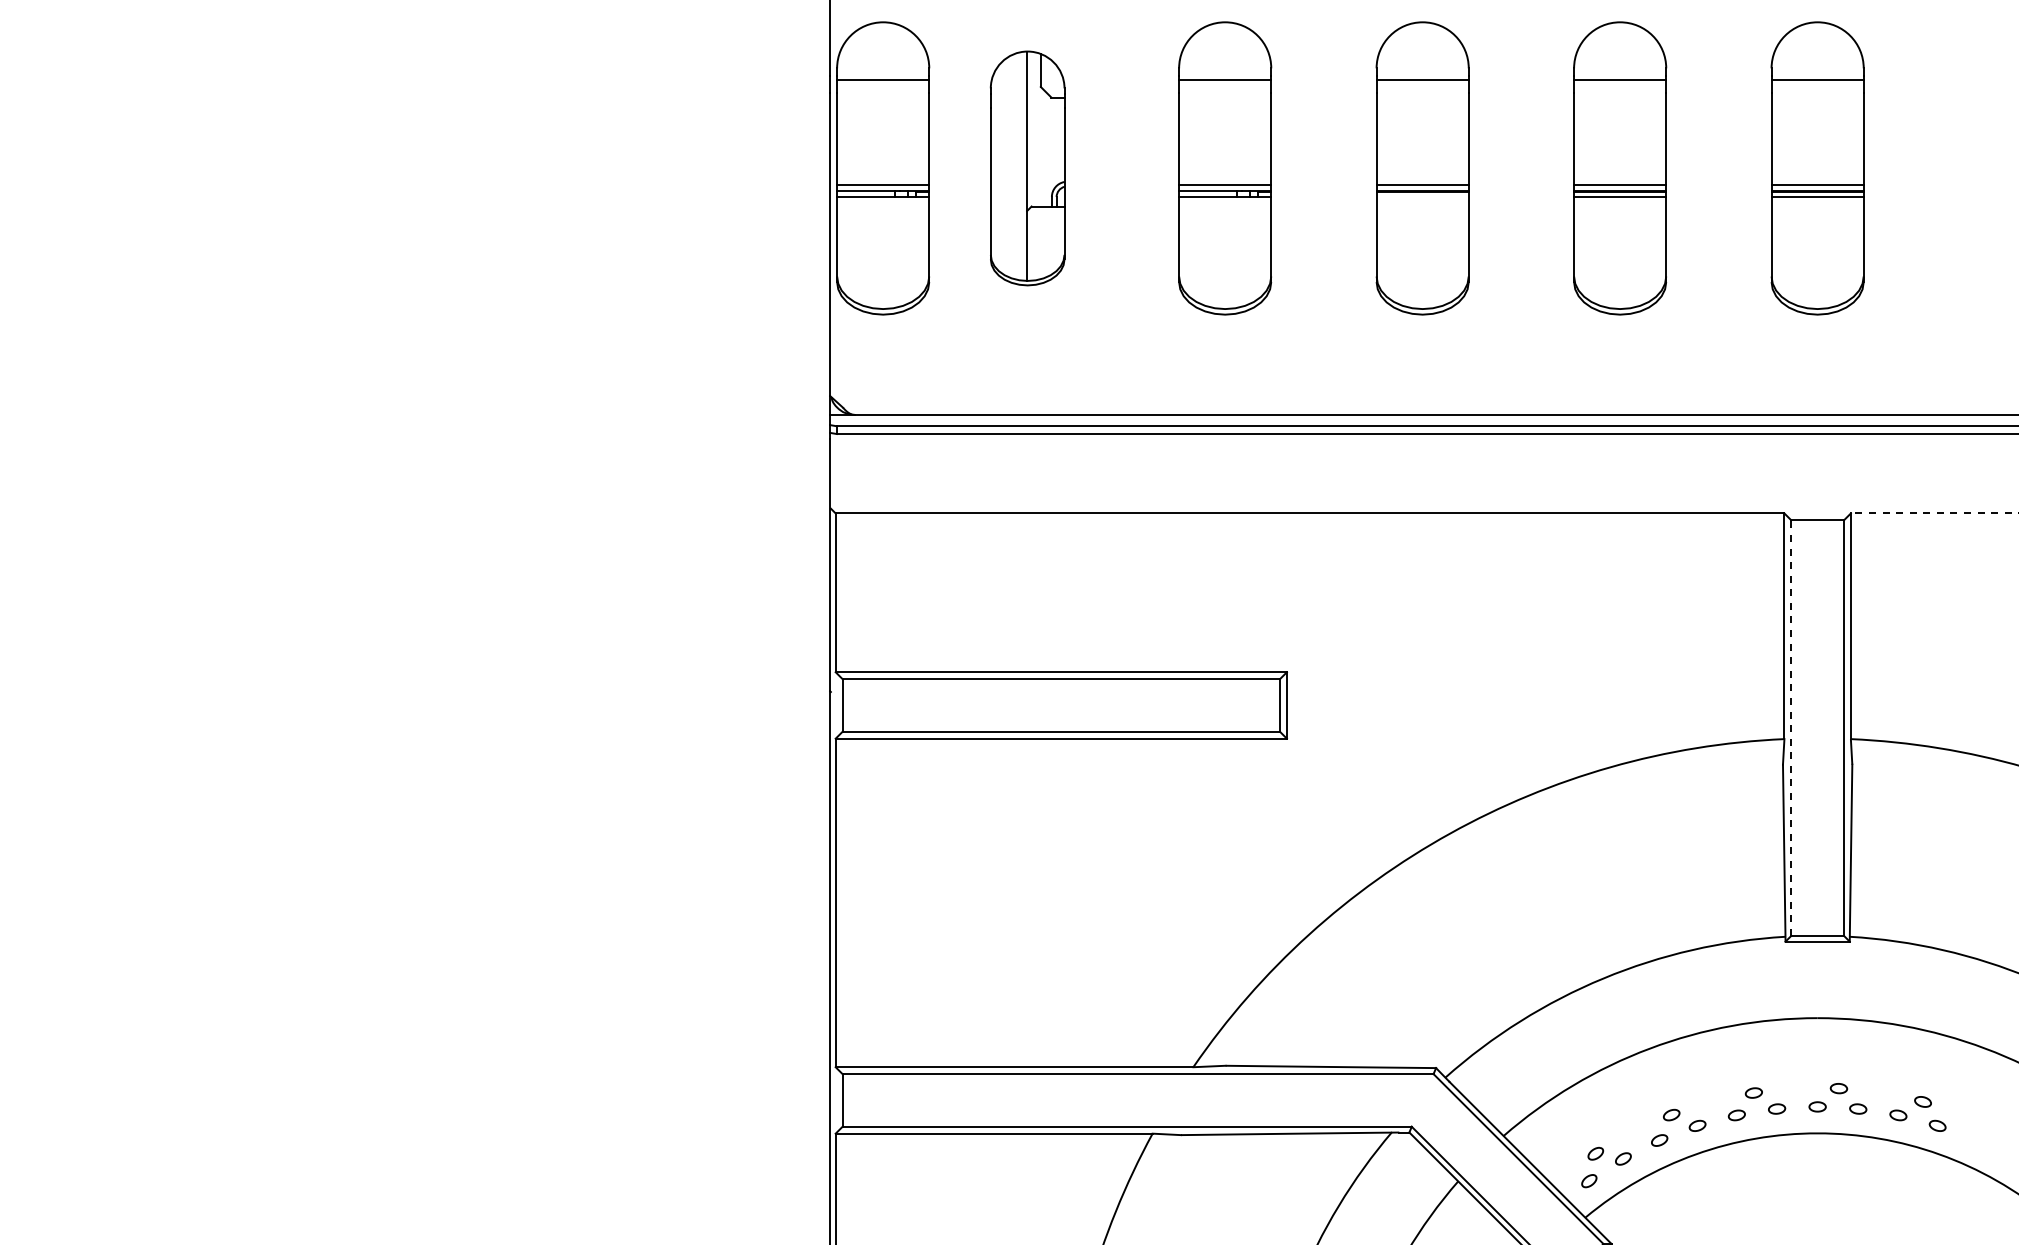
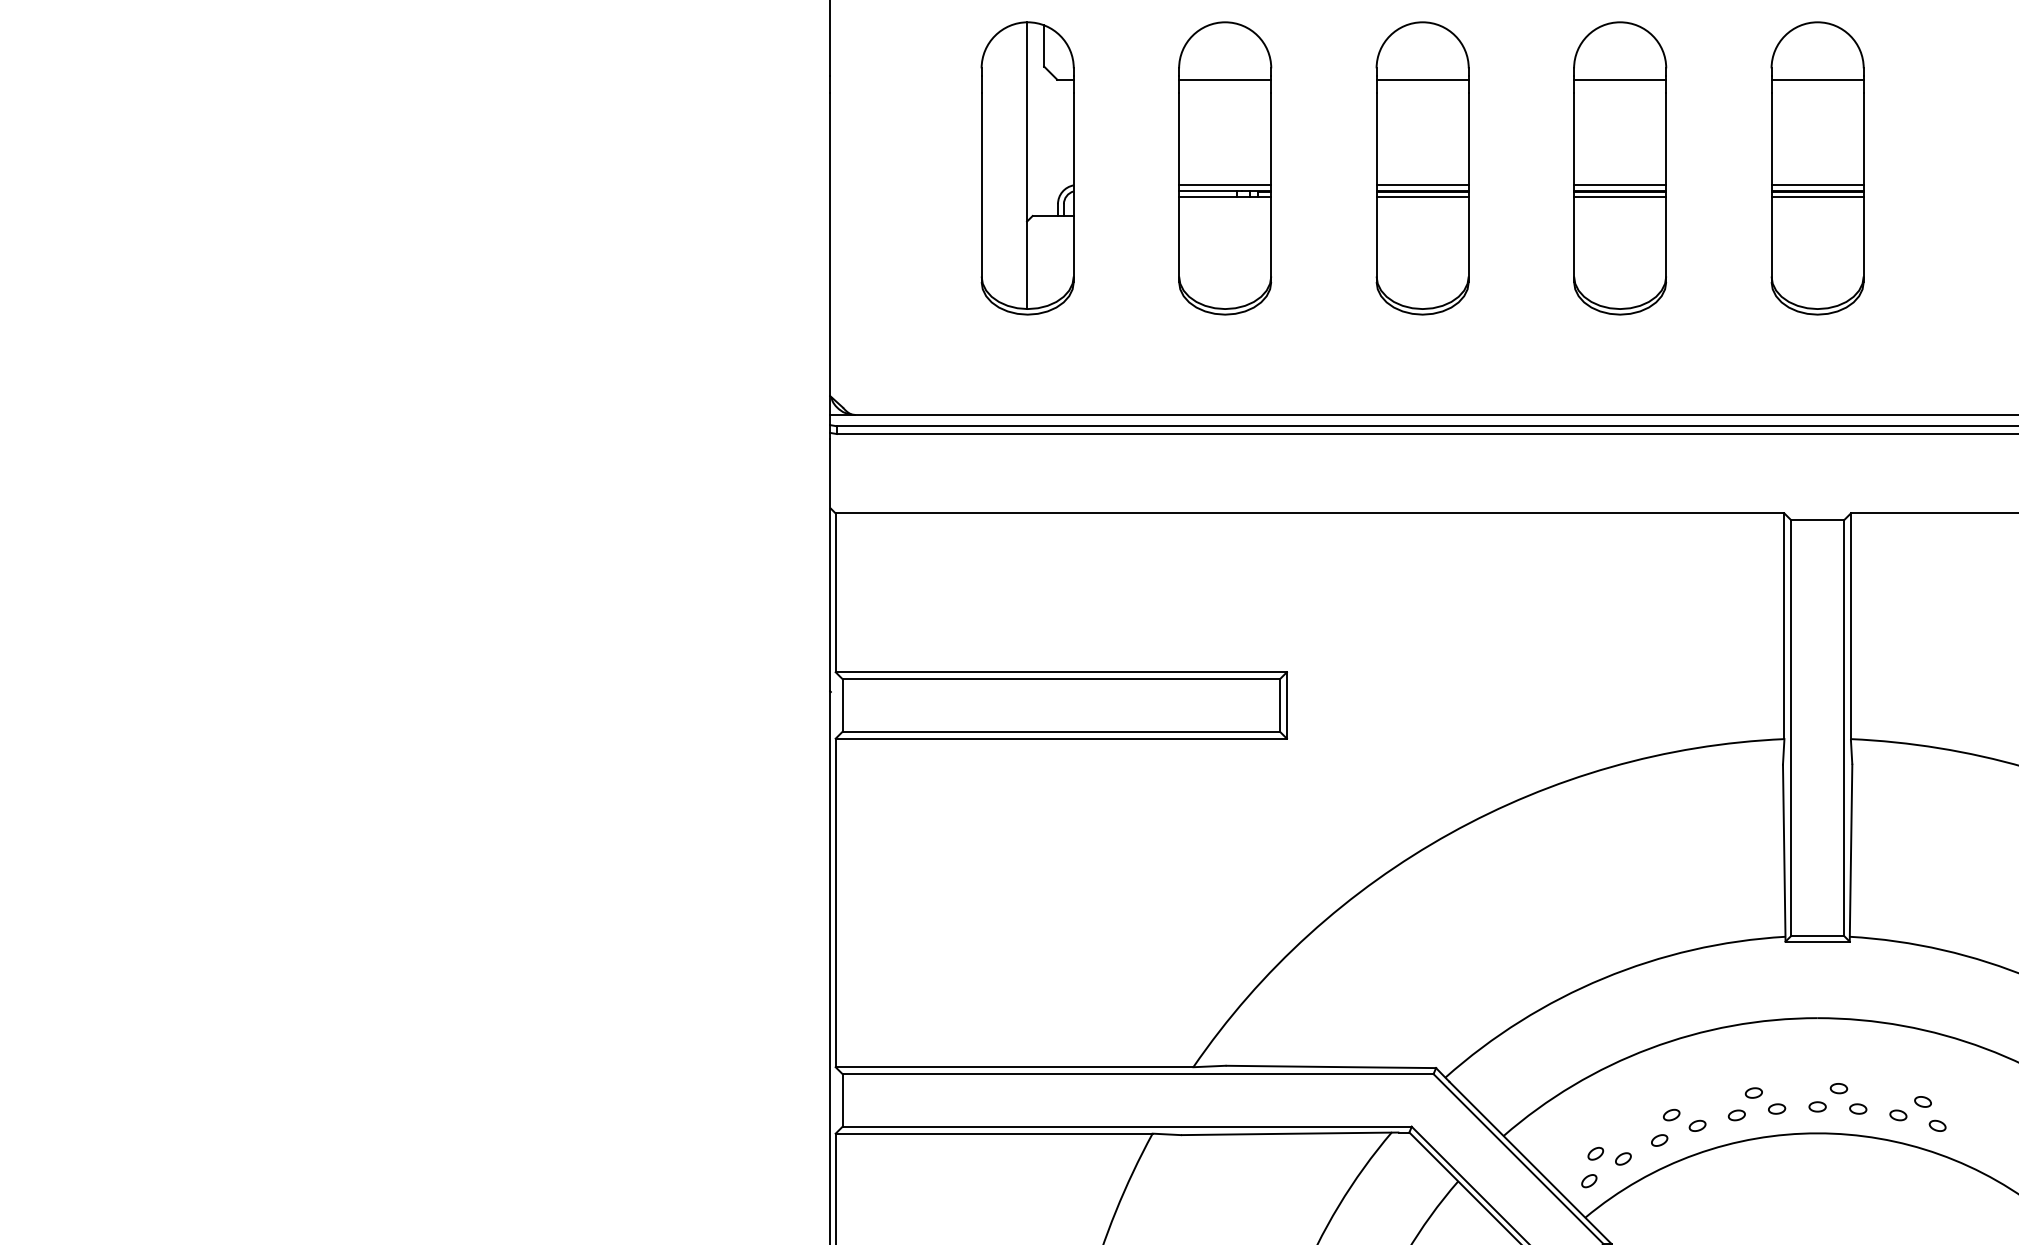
part: present -> none (883, 168)
part size: 77x237 px -> 95x295 px (1027, 168)
line: none -> present (1422, 196)
line: dashed -> solid (1934, 513)
line: dashed -> solid (1791, 728)
